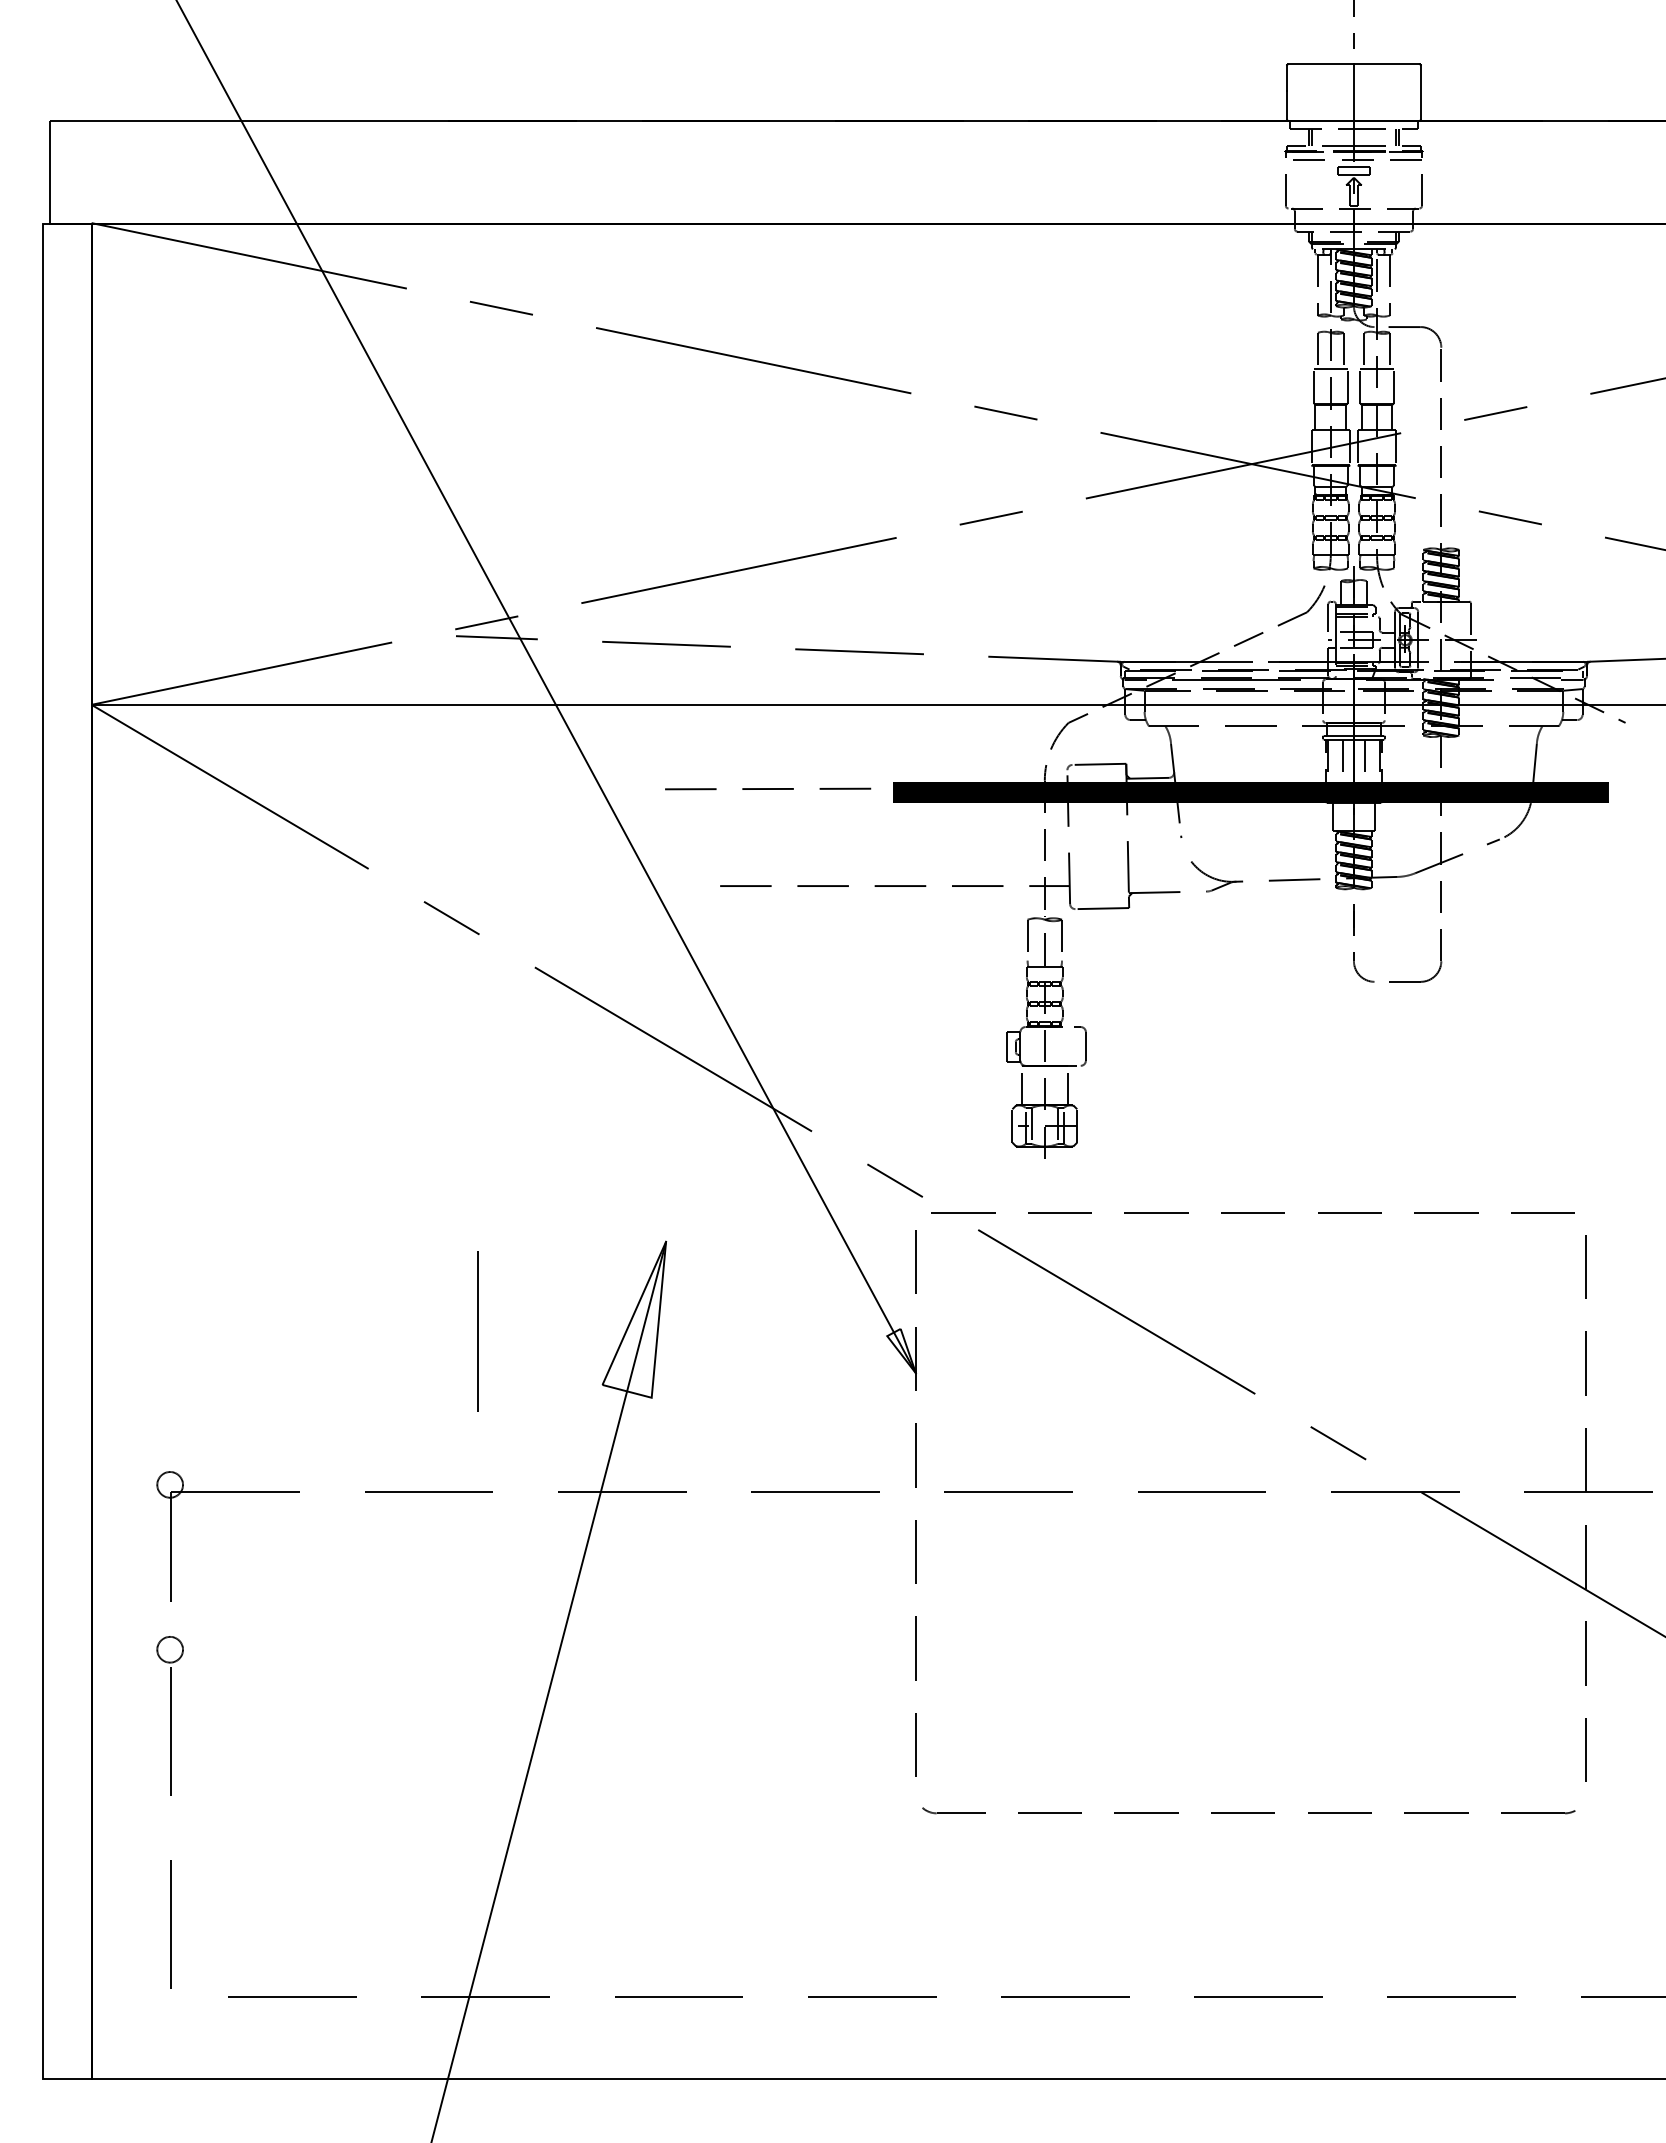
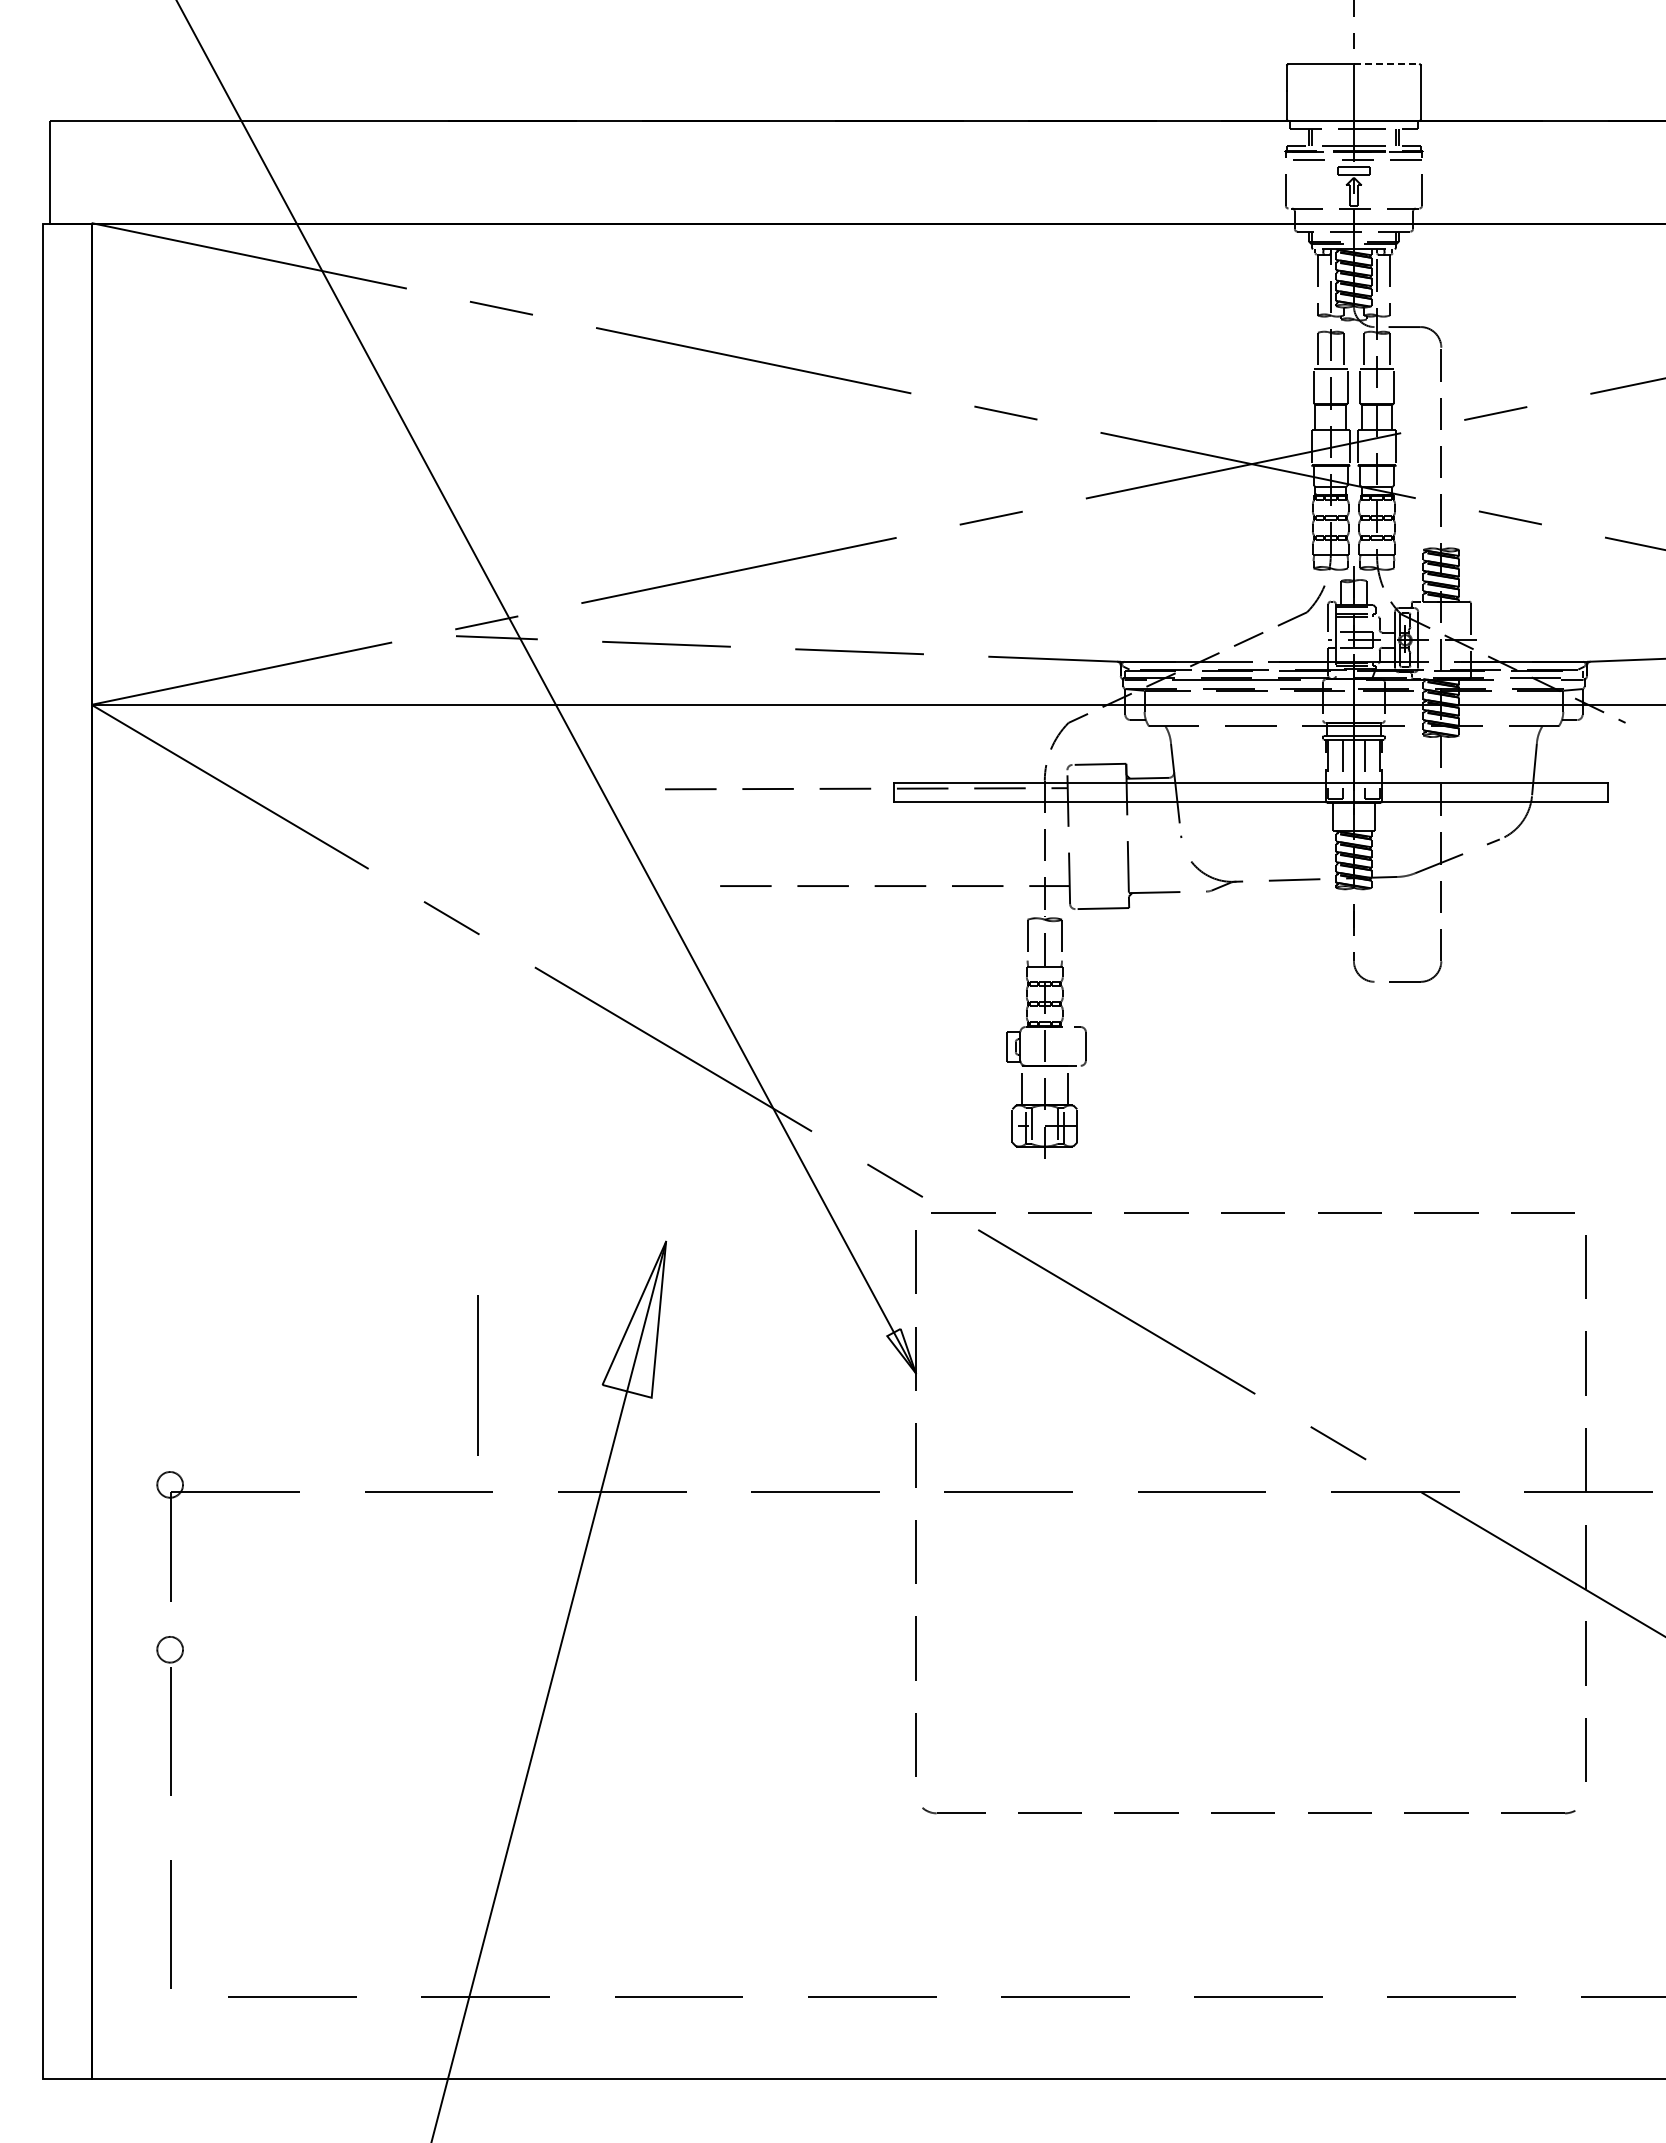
line: solid -> dashed (1387, 64)
hatch: present -> none (1250, 792)
line position: (477, 1331) -> (477, 1375) (477, 1375)
